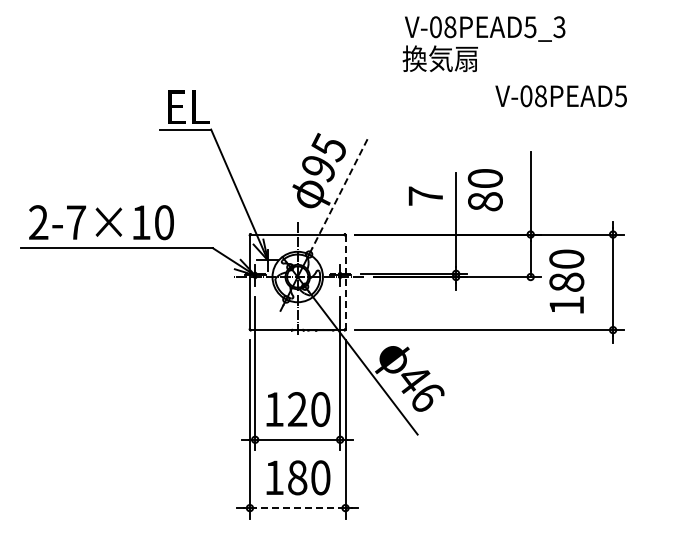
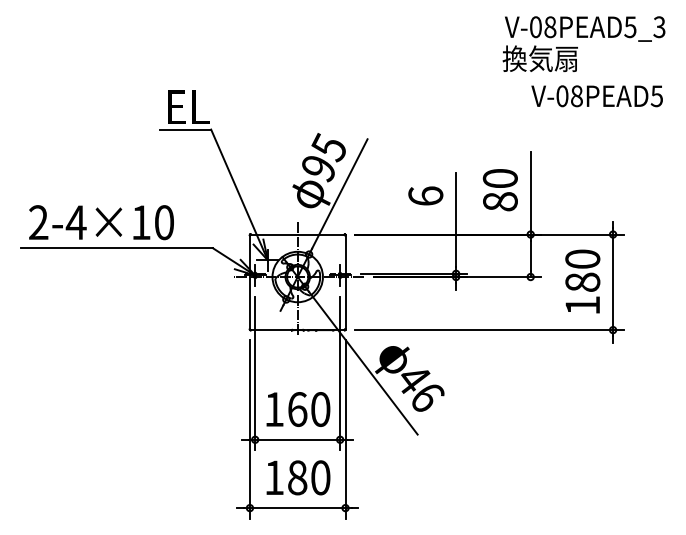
text position: (483, 43) -> (583, 43) (583, 43)
text position: (560, 96) -> (596, 96) (596, 96)
text position: (484, 190) -> (499, 190) (499, 190)
line: dashed -> solid (339, 194)
text: 7 -> 6 (425, 195)
text: 2-7×10 -> 2-4×10 (75, 222)
text position: (566, 281) -> (582, 281) (582, 281)
line: dashed -> solid (345, 282)
text: 120 -> 160 (297, 409)
line: dashed -> solid (297, 508)
